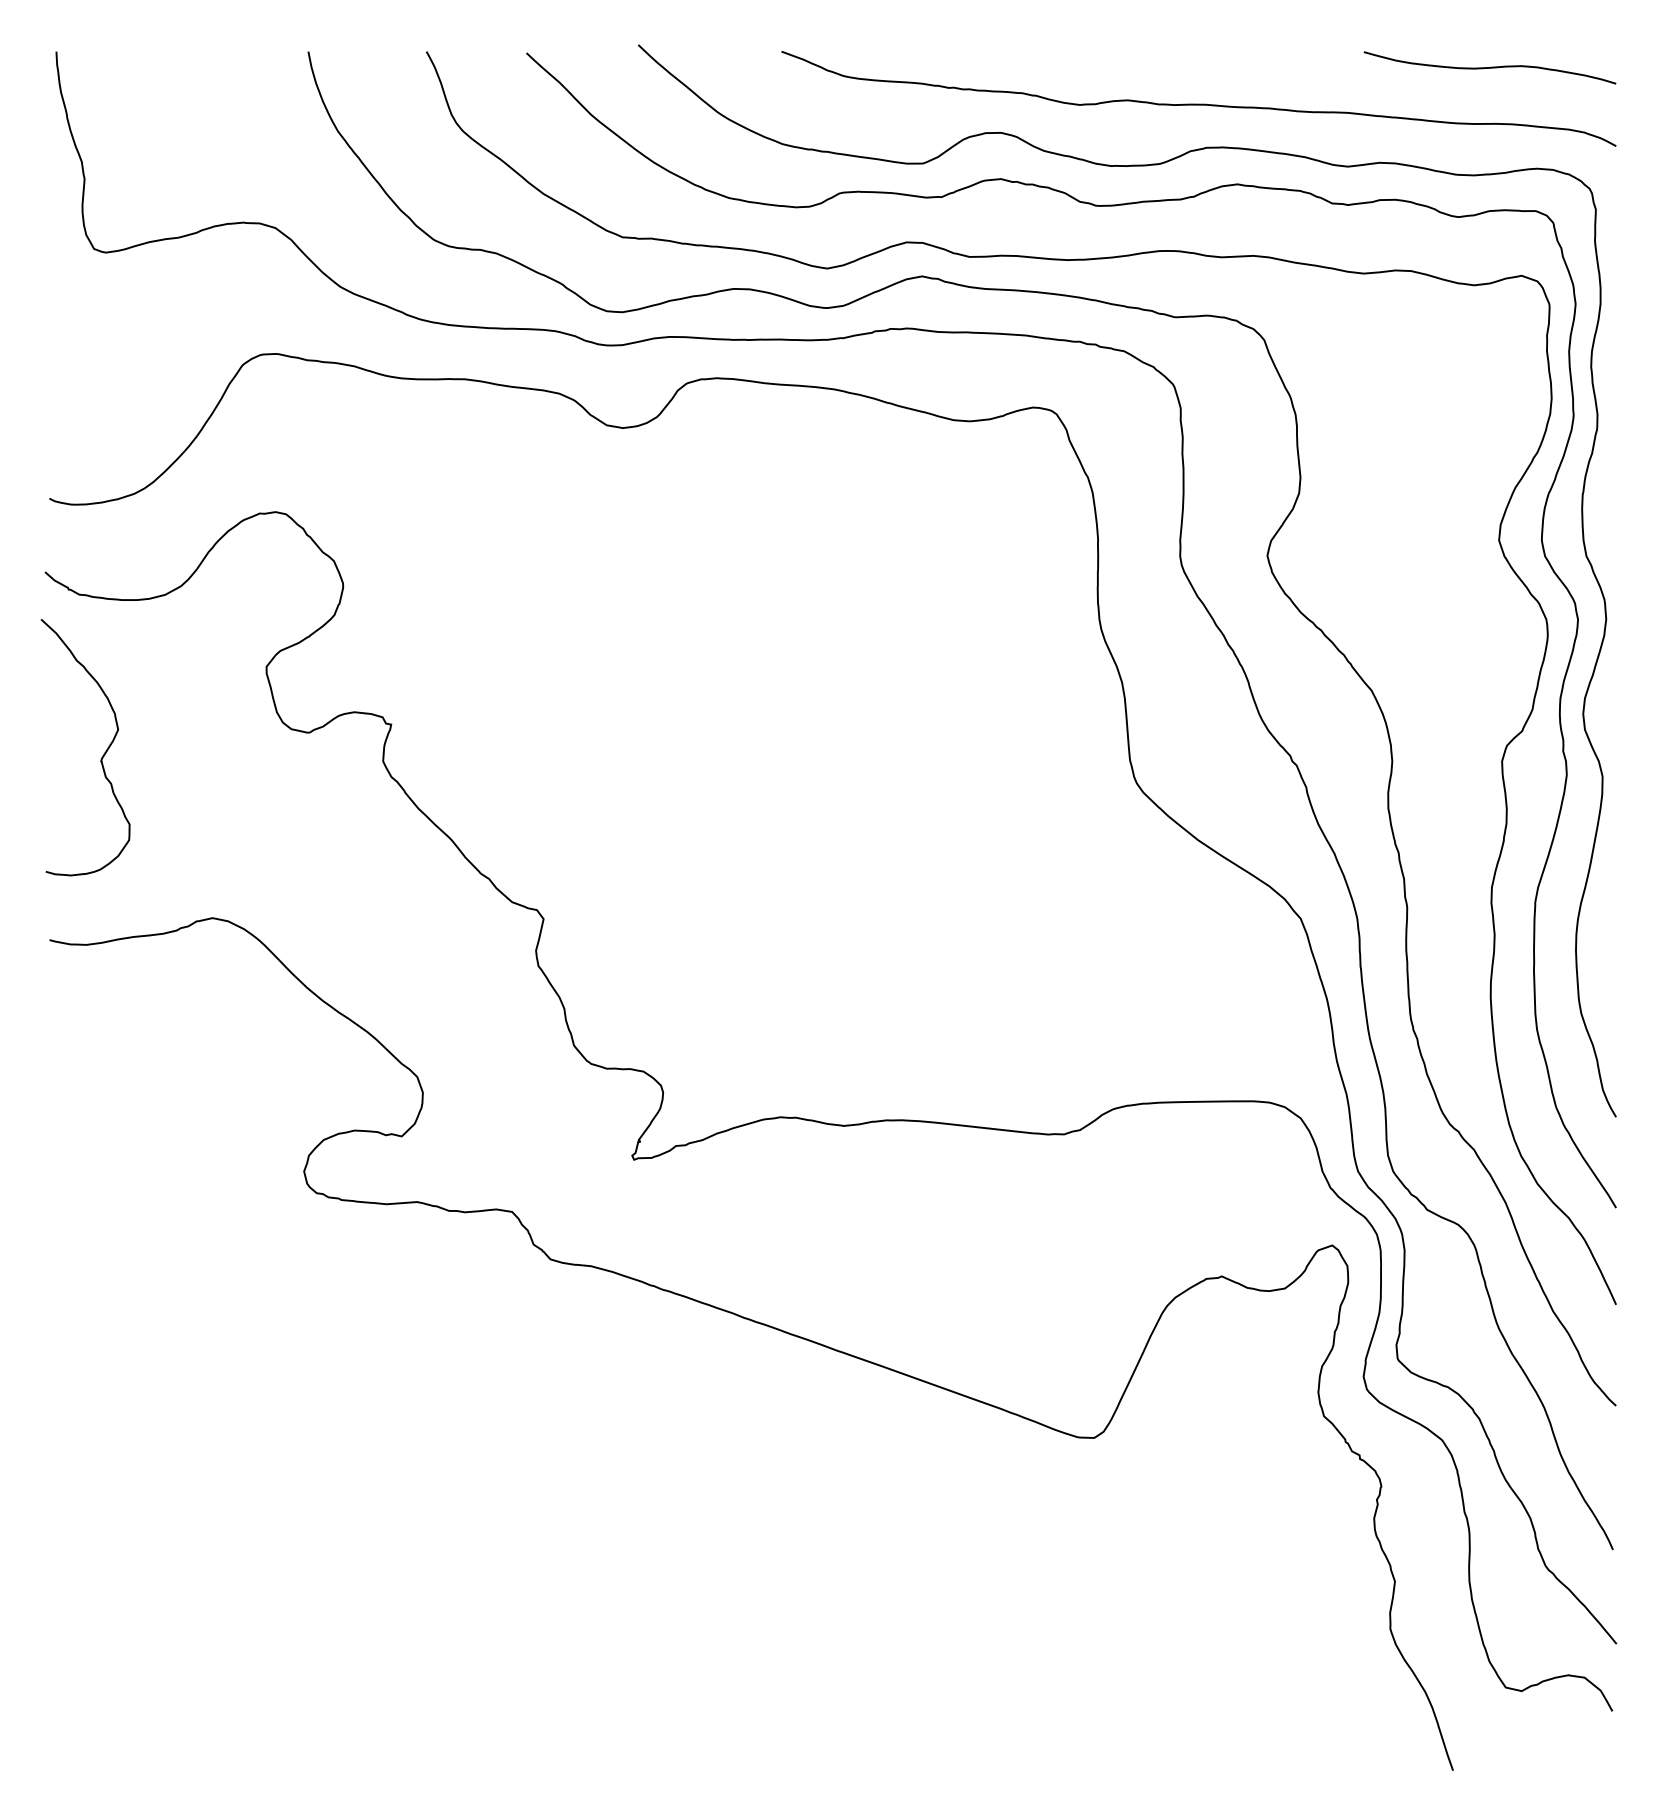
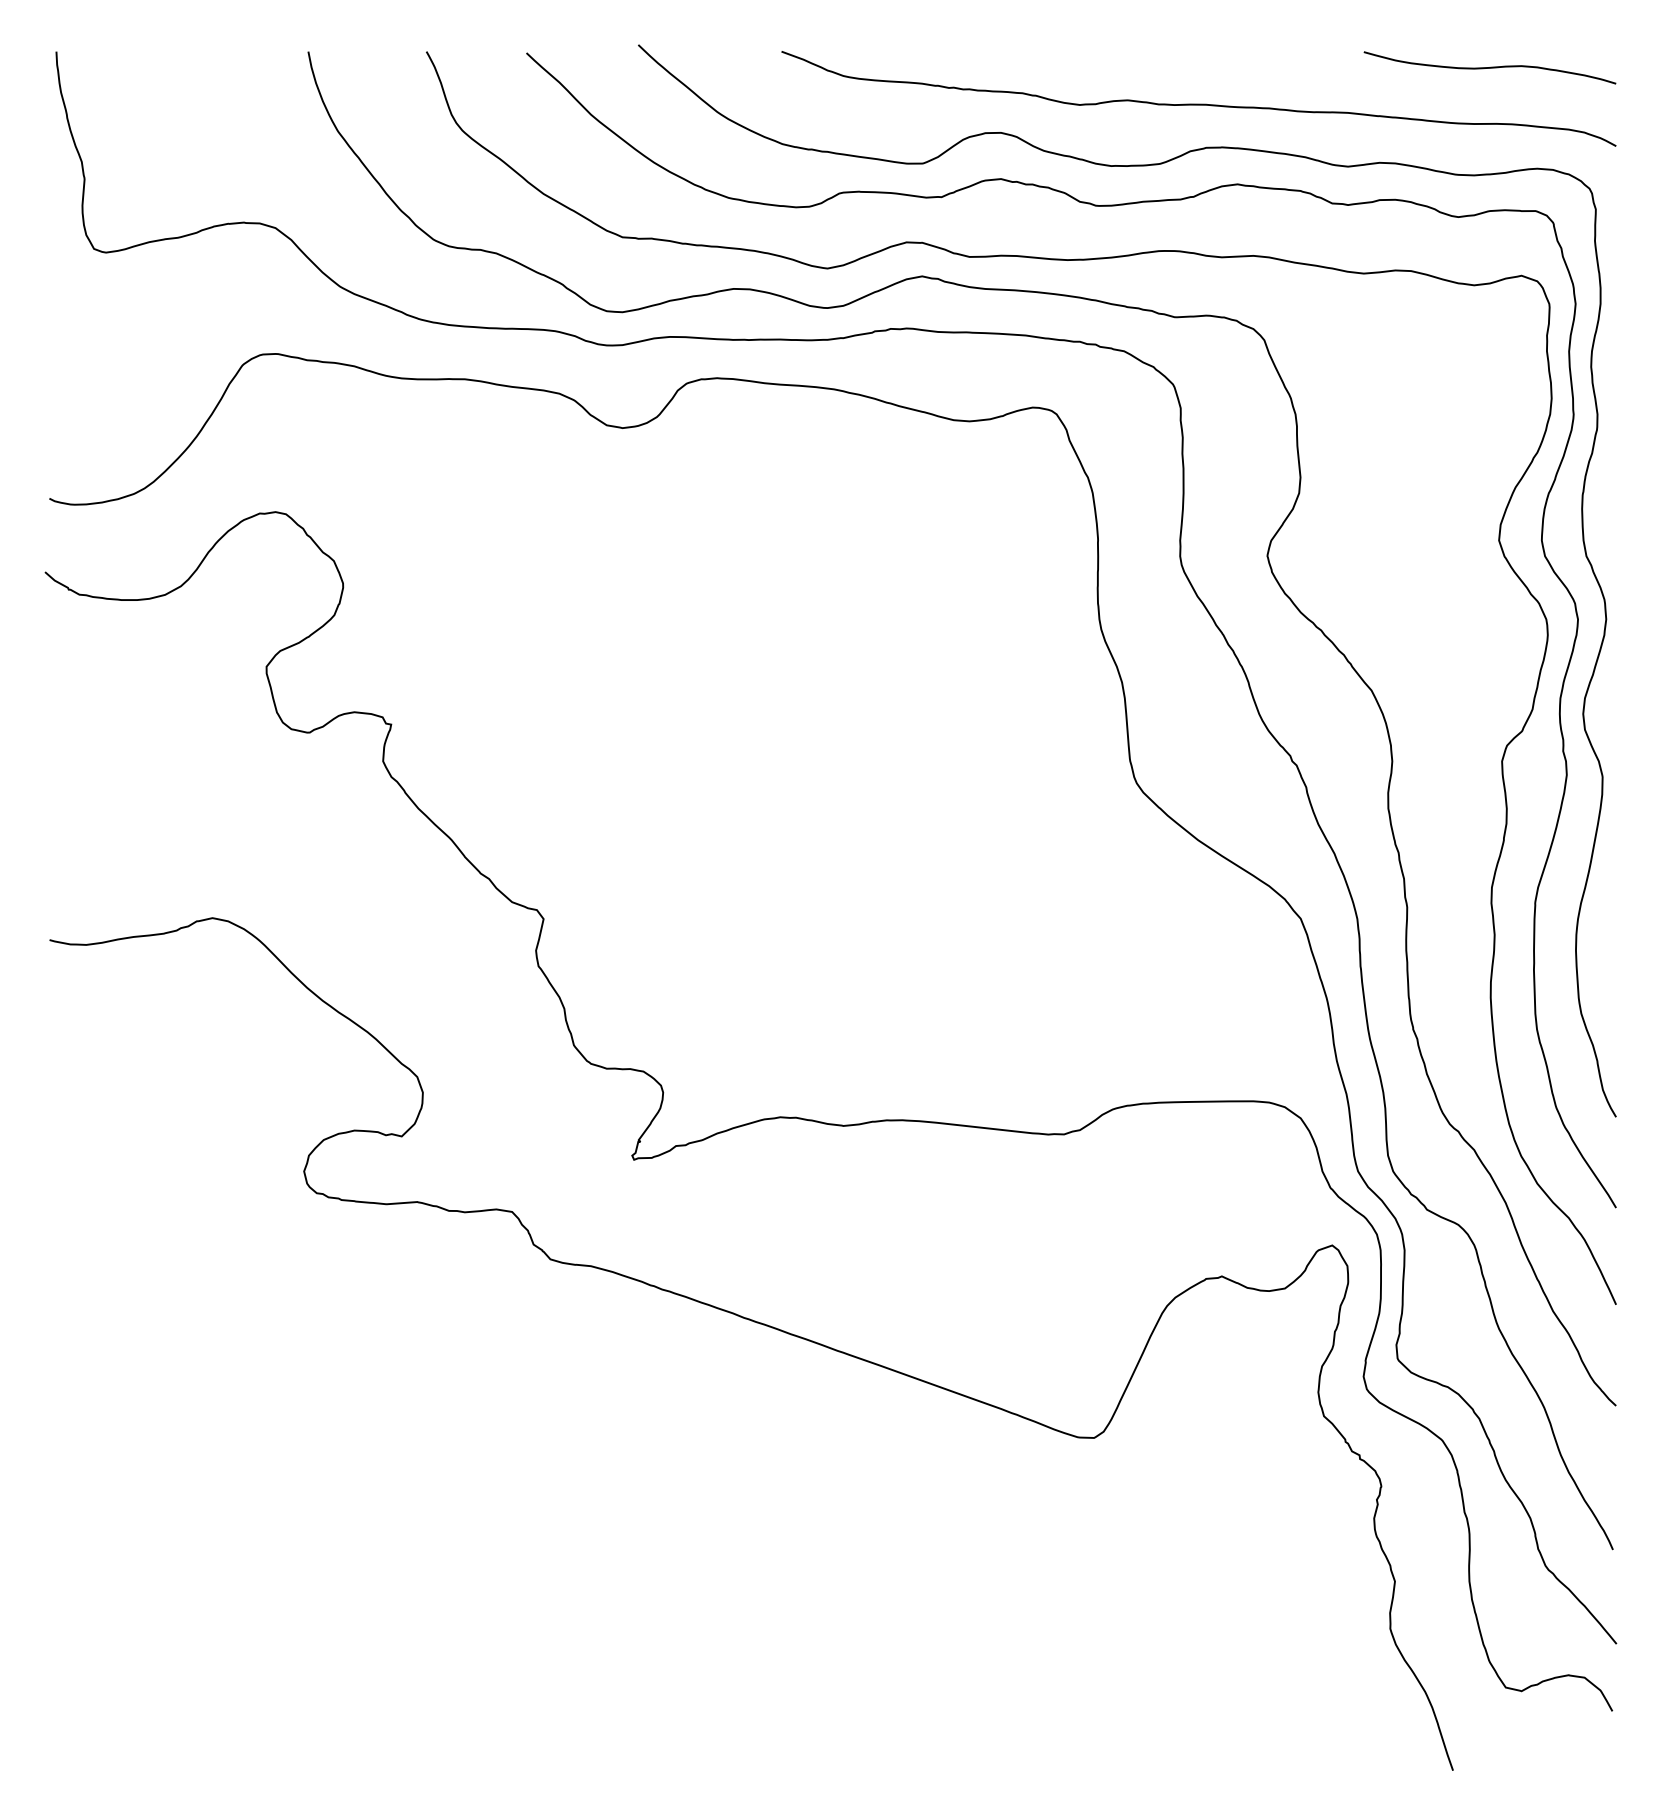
curve: present -> none (102, 755)
